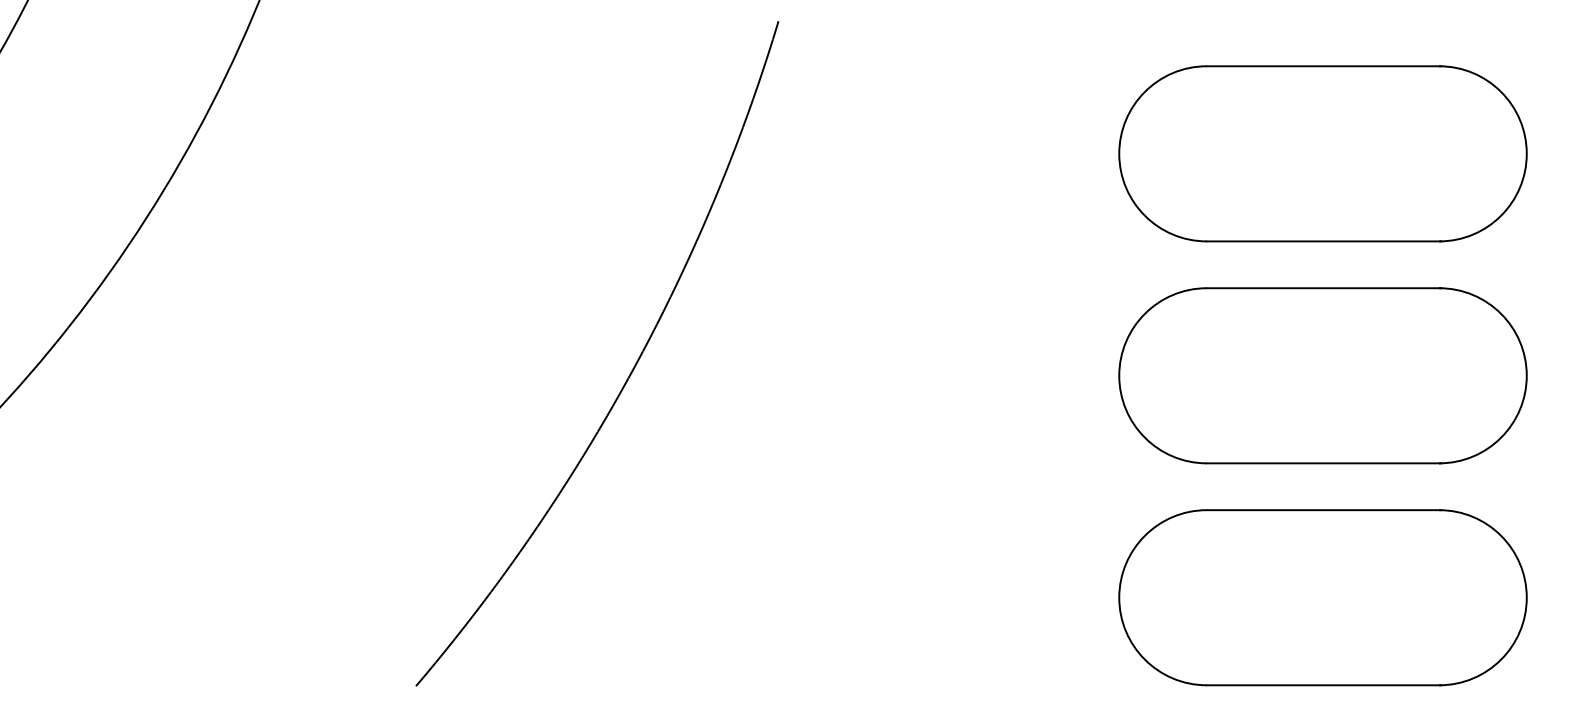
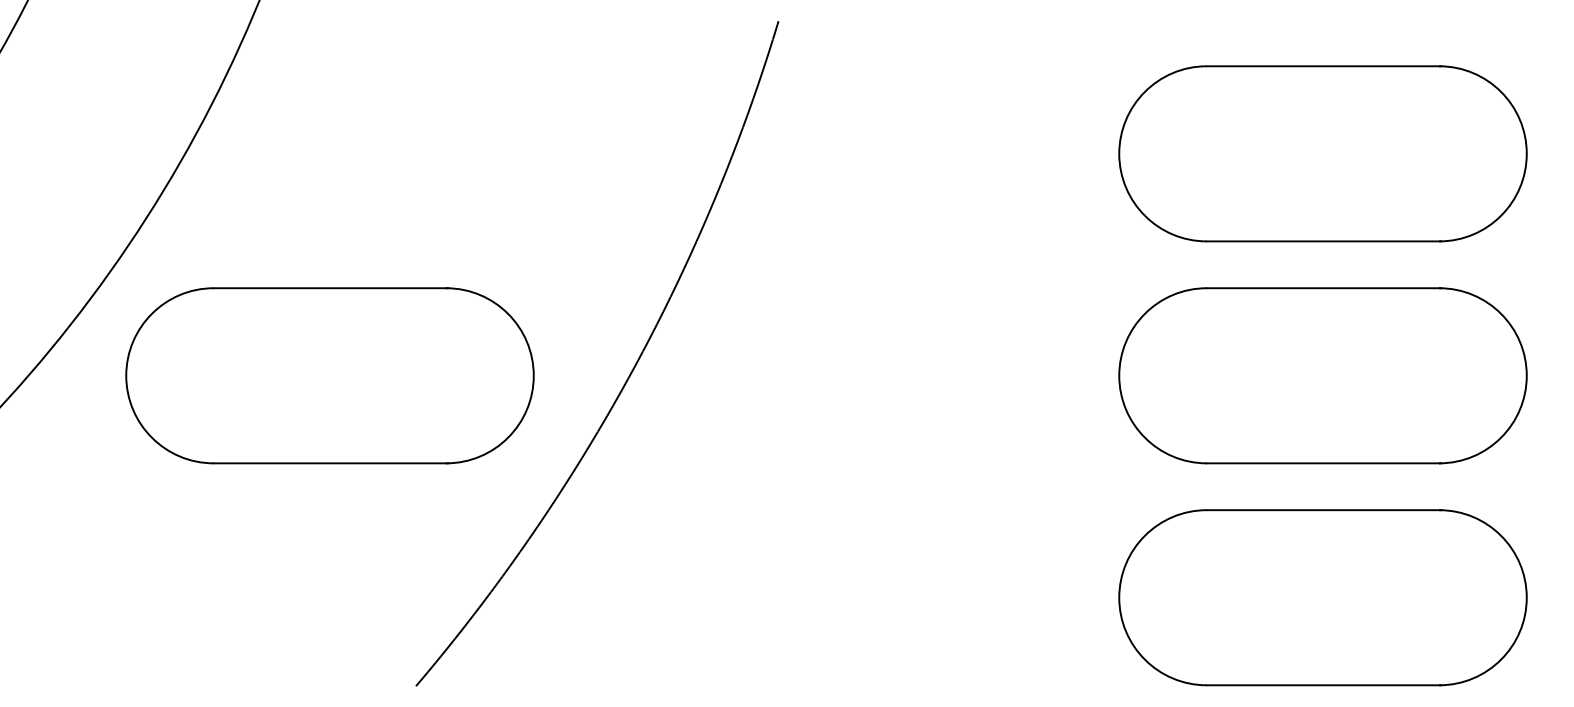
part: none -> present (329, 375)
